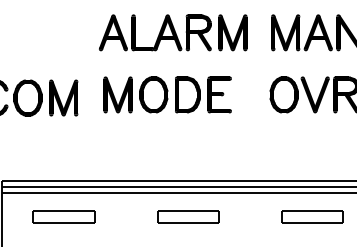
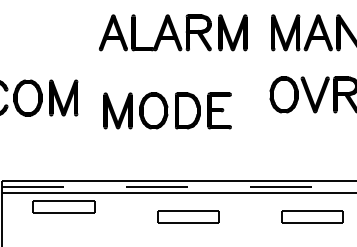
part position: (167, 94) -> (167, 110) (167, 110)
line: solid -> dashed (179, 186)
part position: (63, 216) -> (63, 206) (63, 206)
